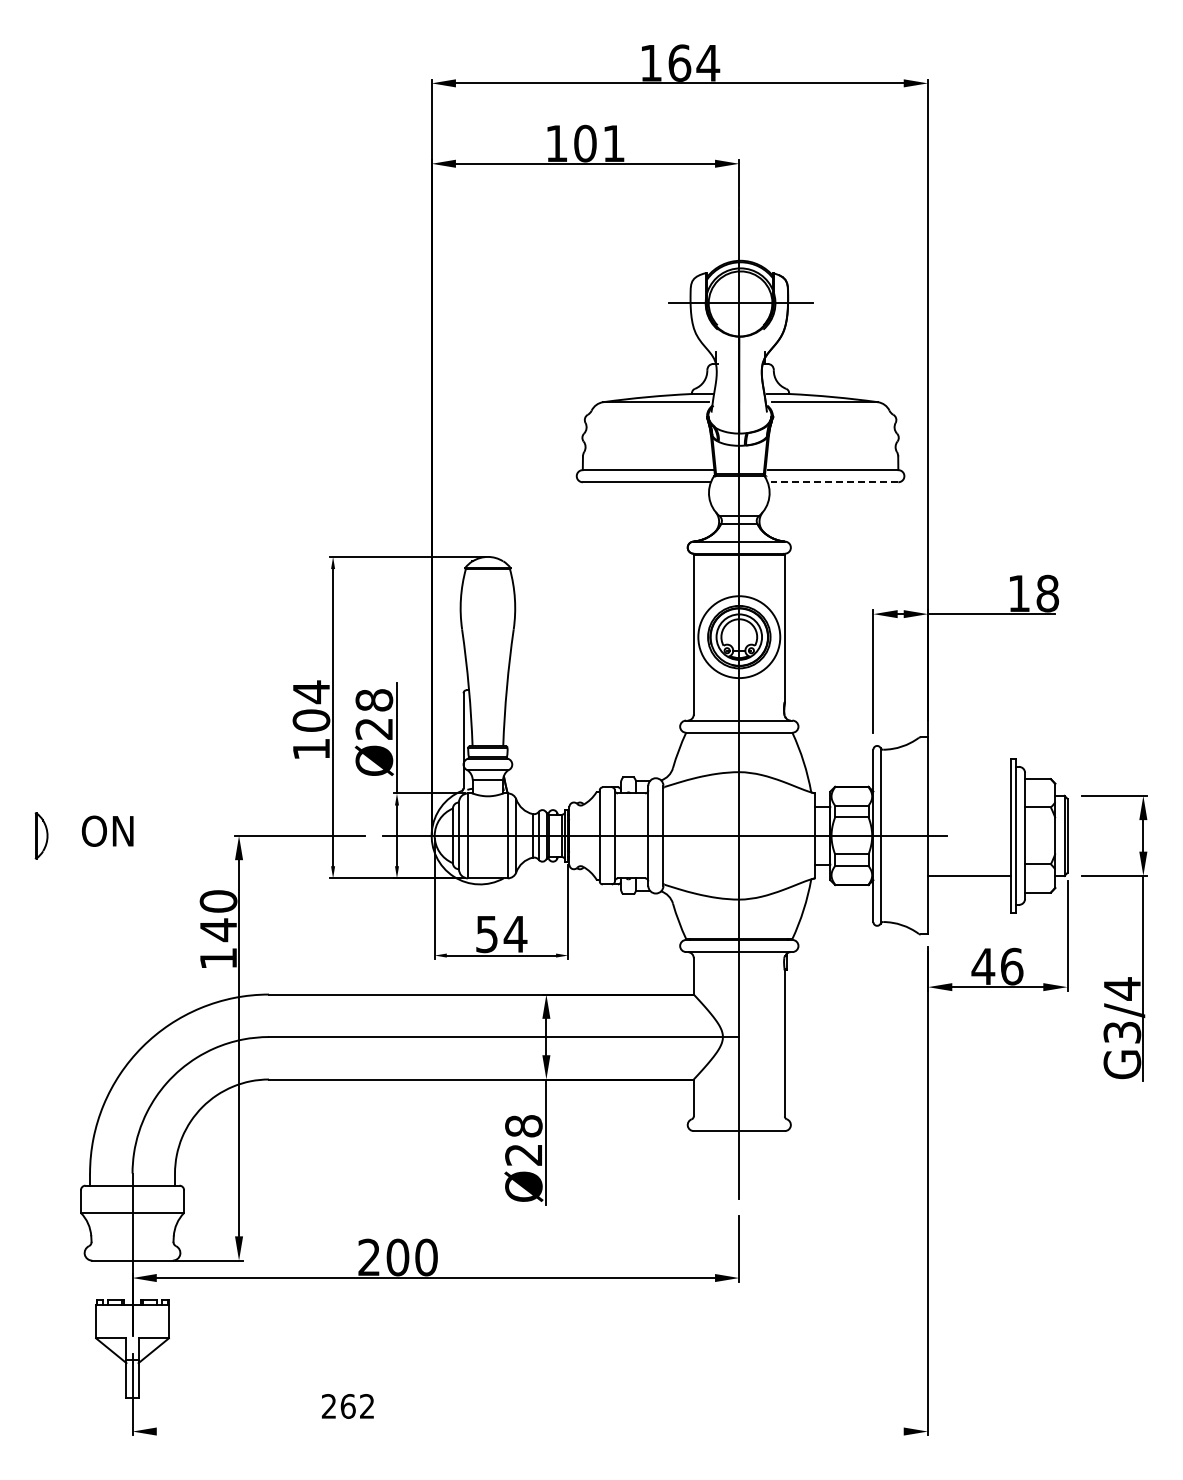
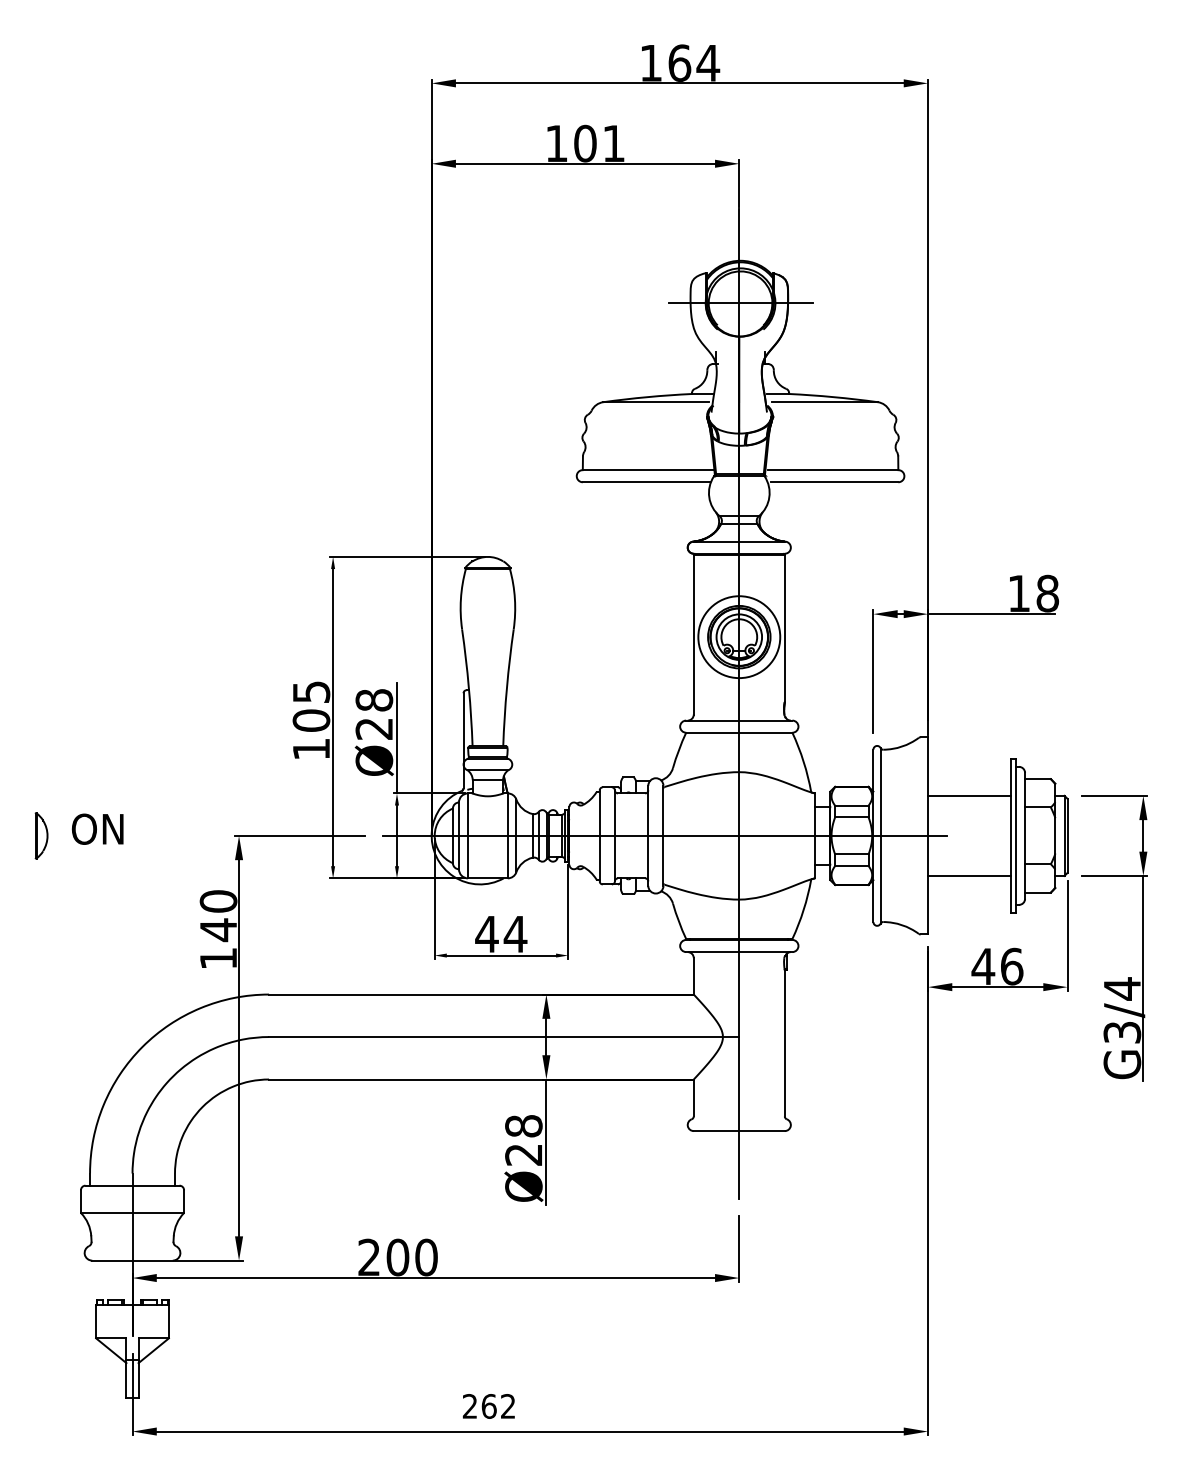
line: dashed -> solid (834, 482)
text: 104 -> 105 (311, 692)
line: none -> present (969, 795)
text position: (107, 830) -> (97, 828) (97, 828)
text: 54 -> 44 (486, 934)
text position: (347, 1406) -> (488, 1406) (488, 1406)
line: none -> present (529, 1431)
